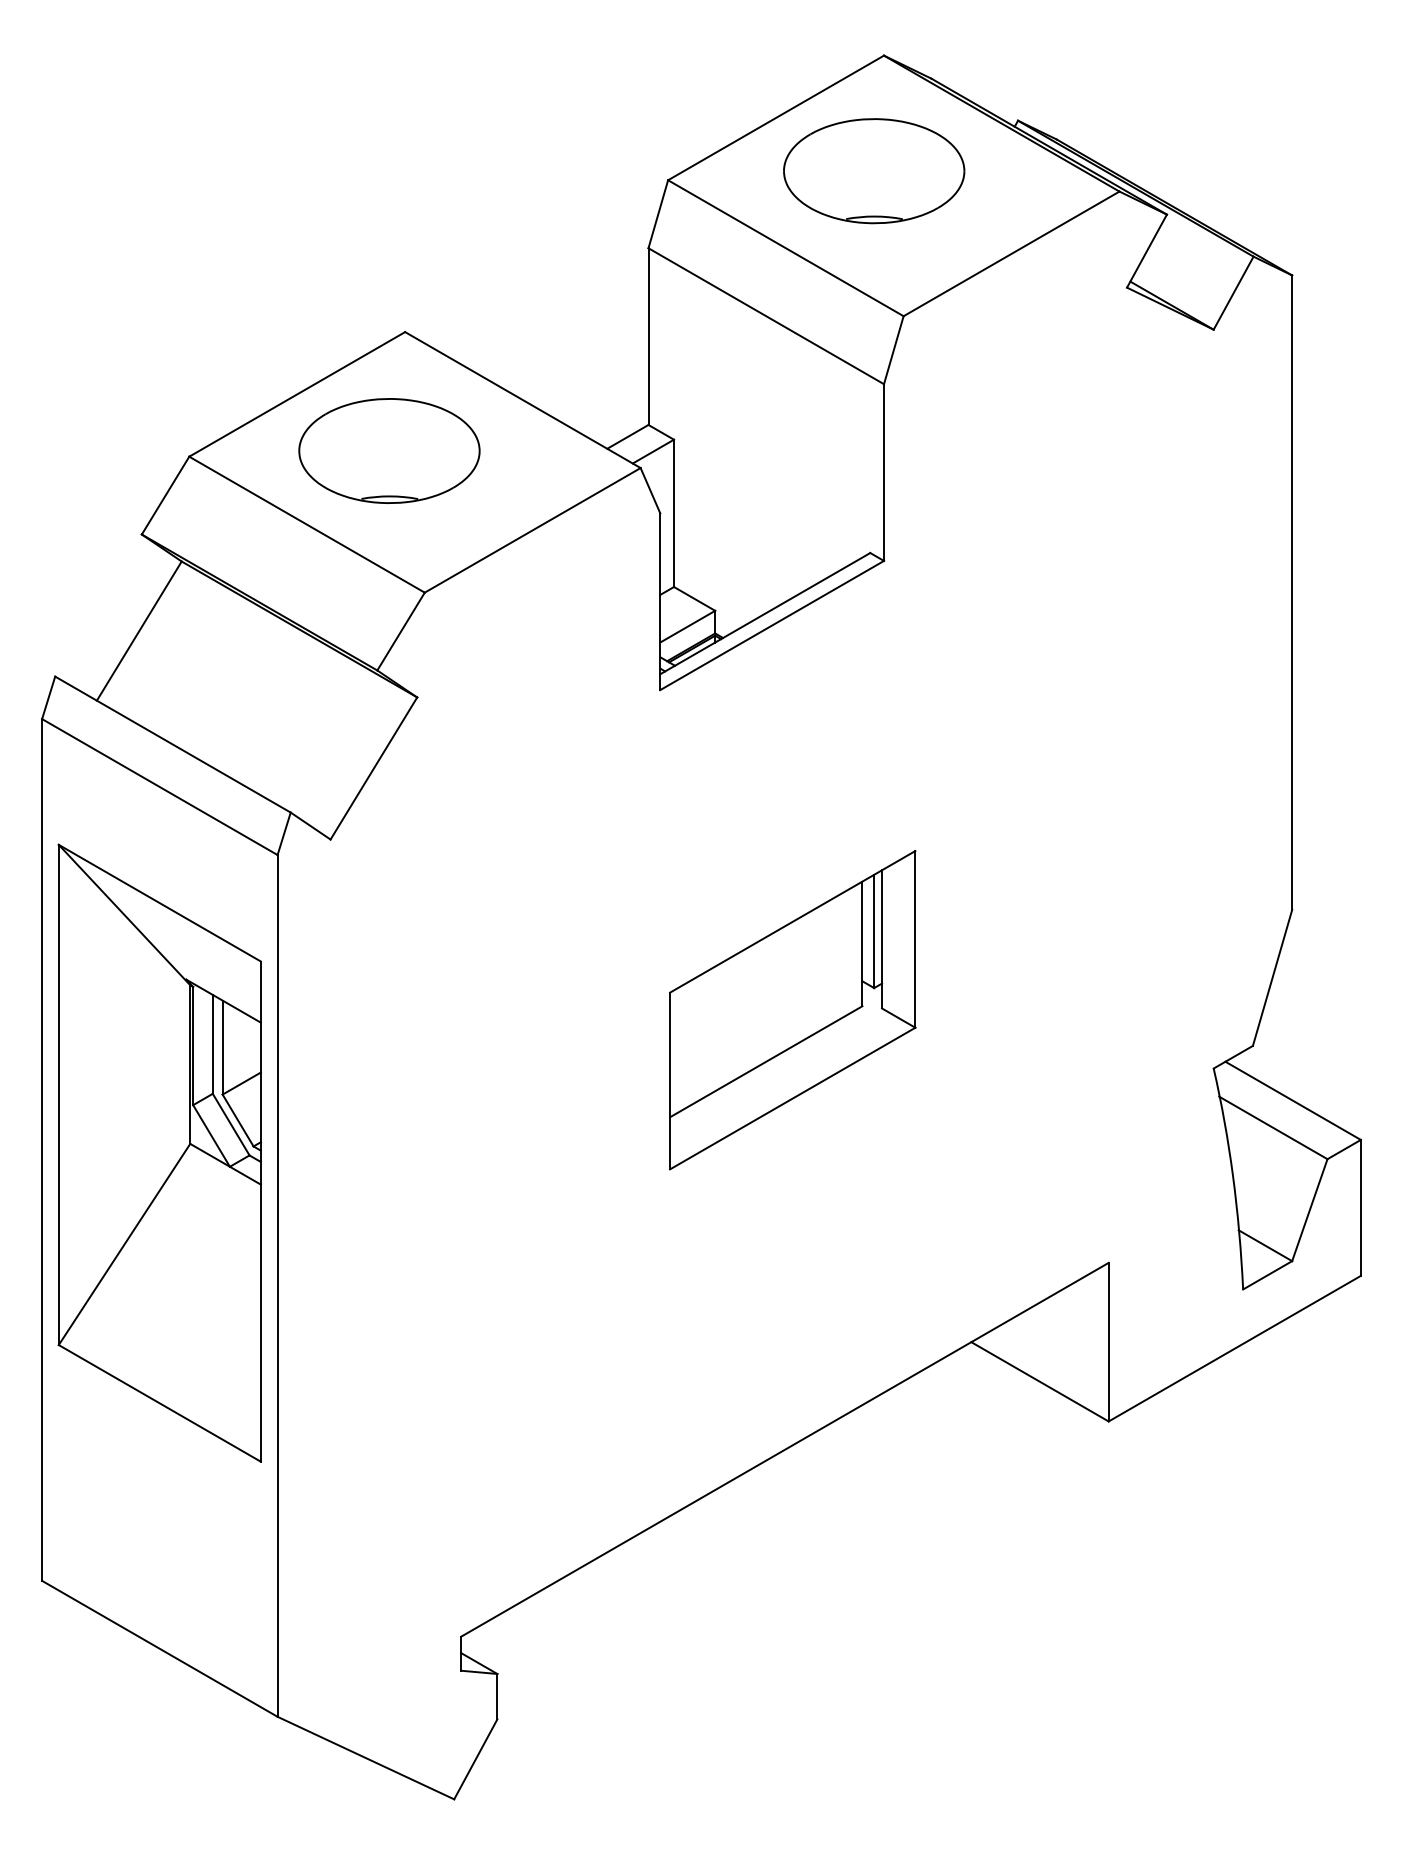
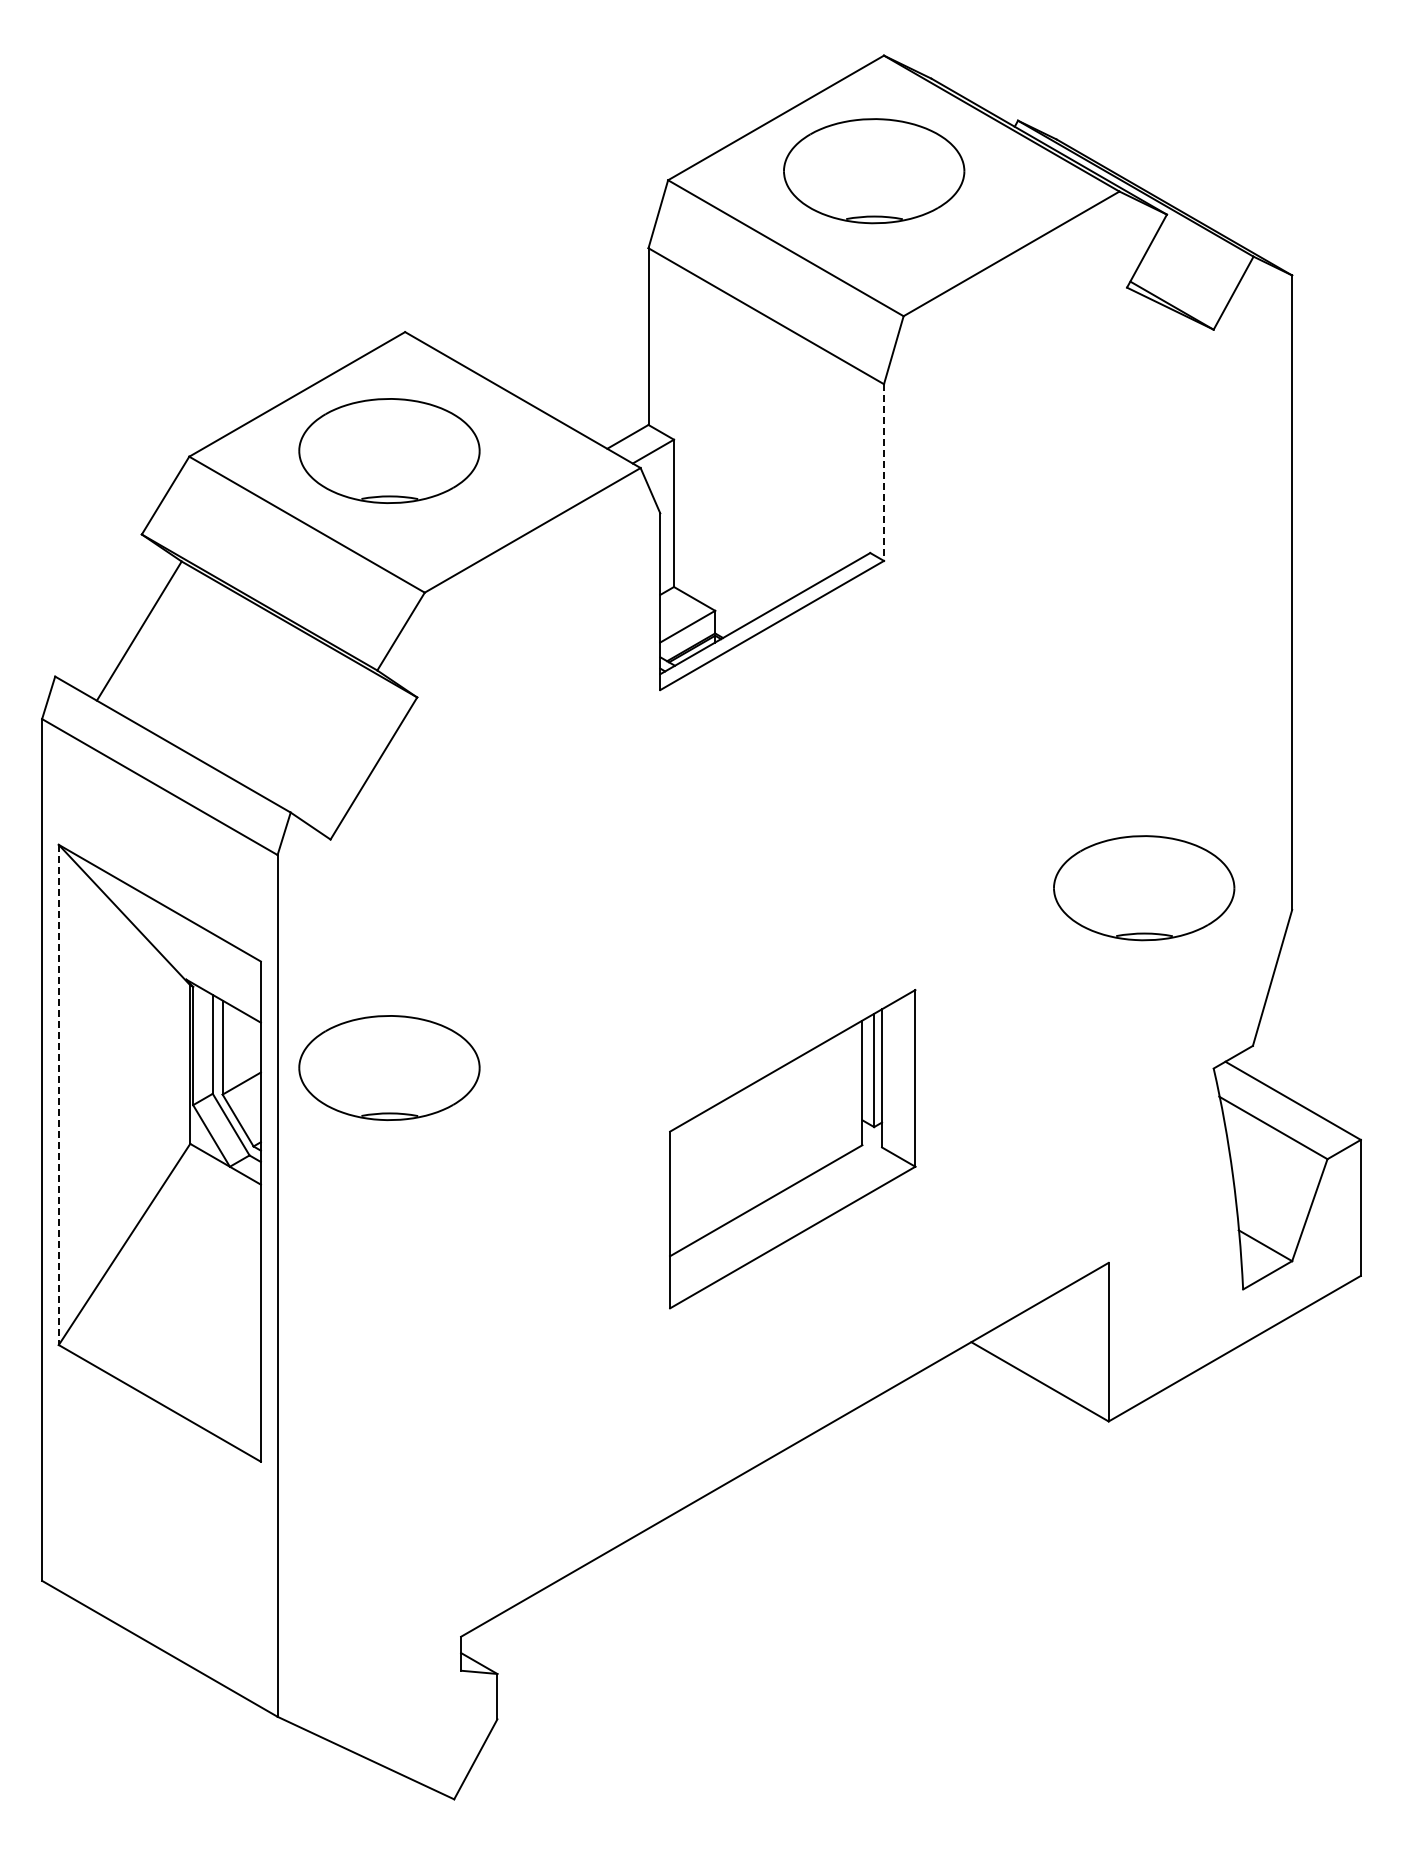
line: solid -> dashed (884, 473)
part: none -> present (1144, 888)
part position: (792, 1010) -> (792, 1149) (792, 1149)
part: none -> present (389, 1067)
line: solid -> dashed (58, 1095)
